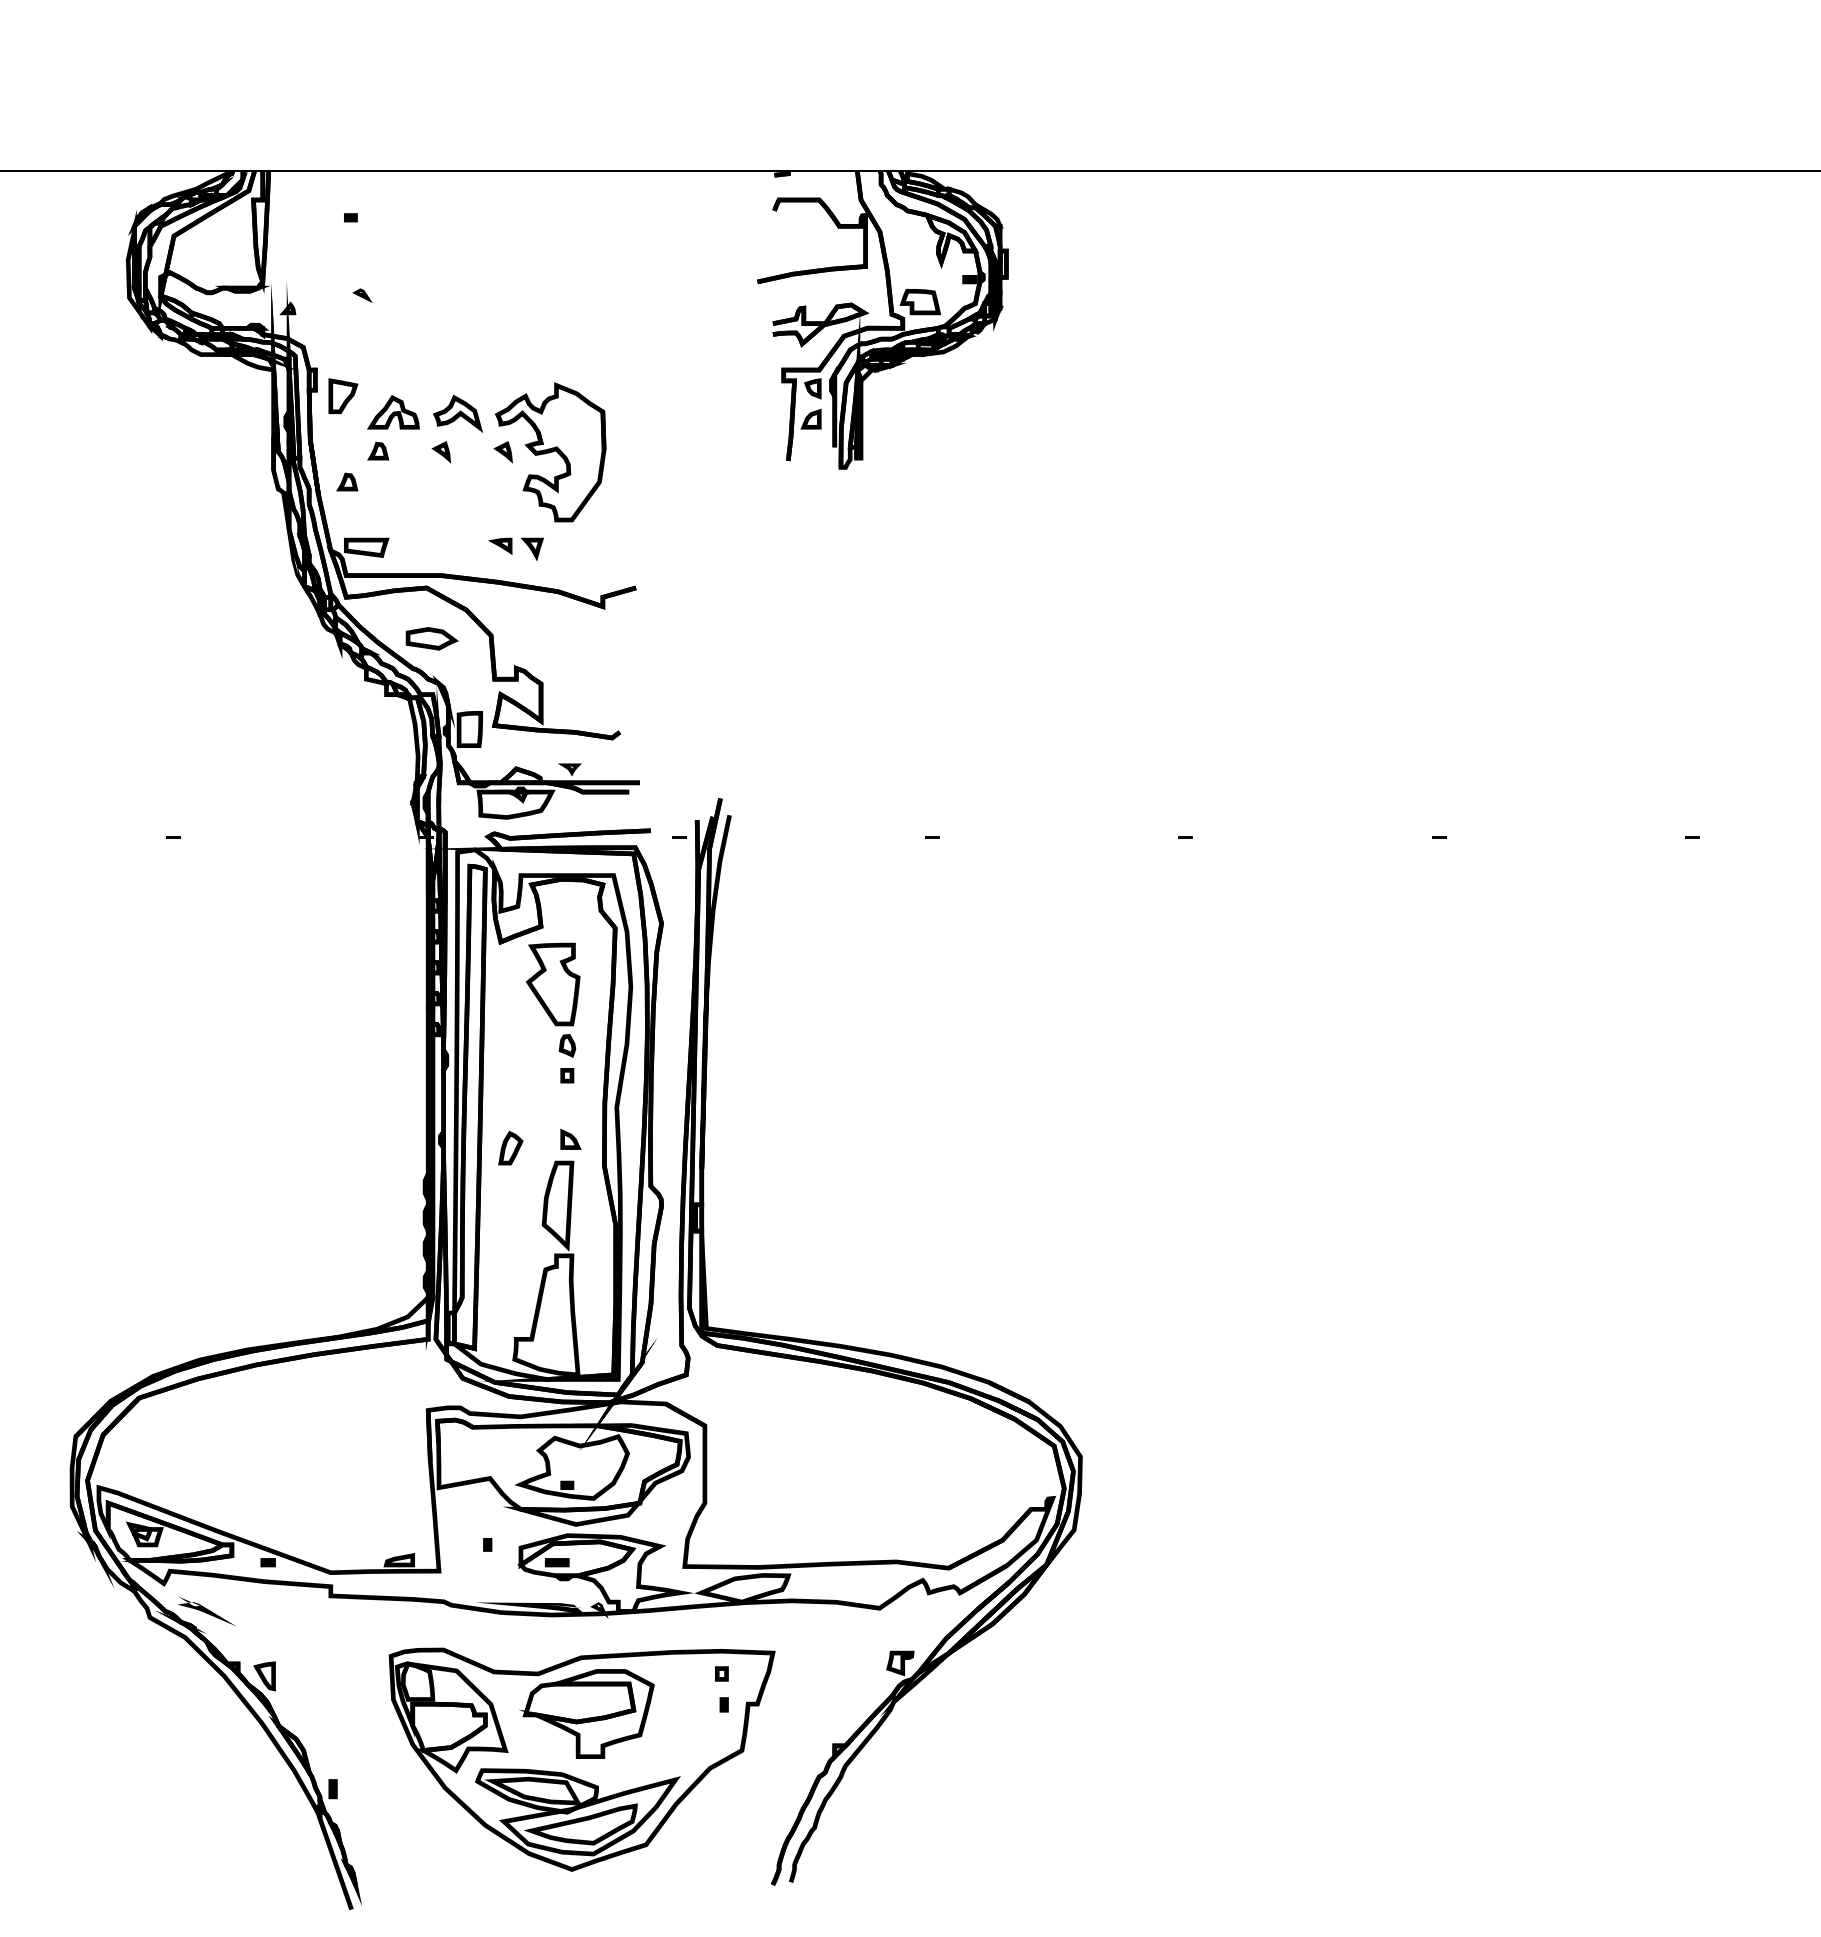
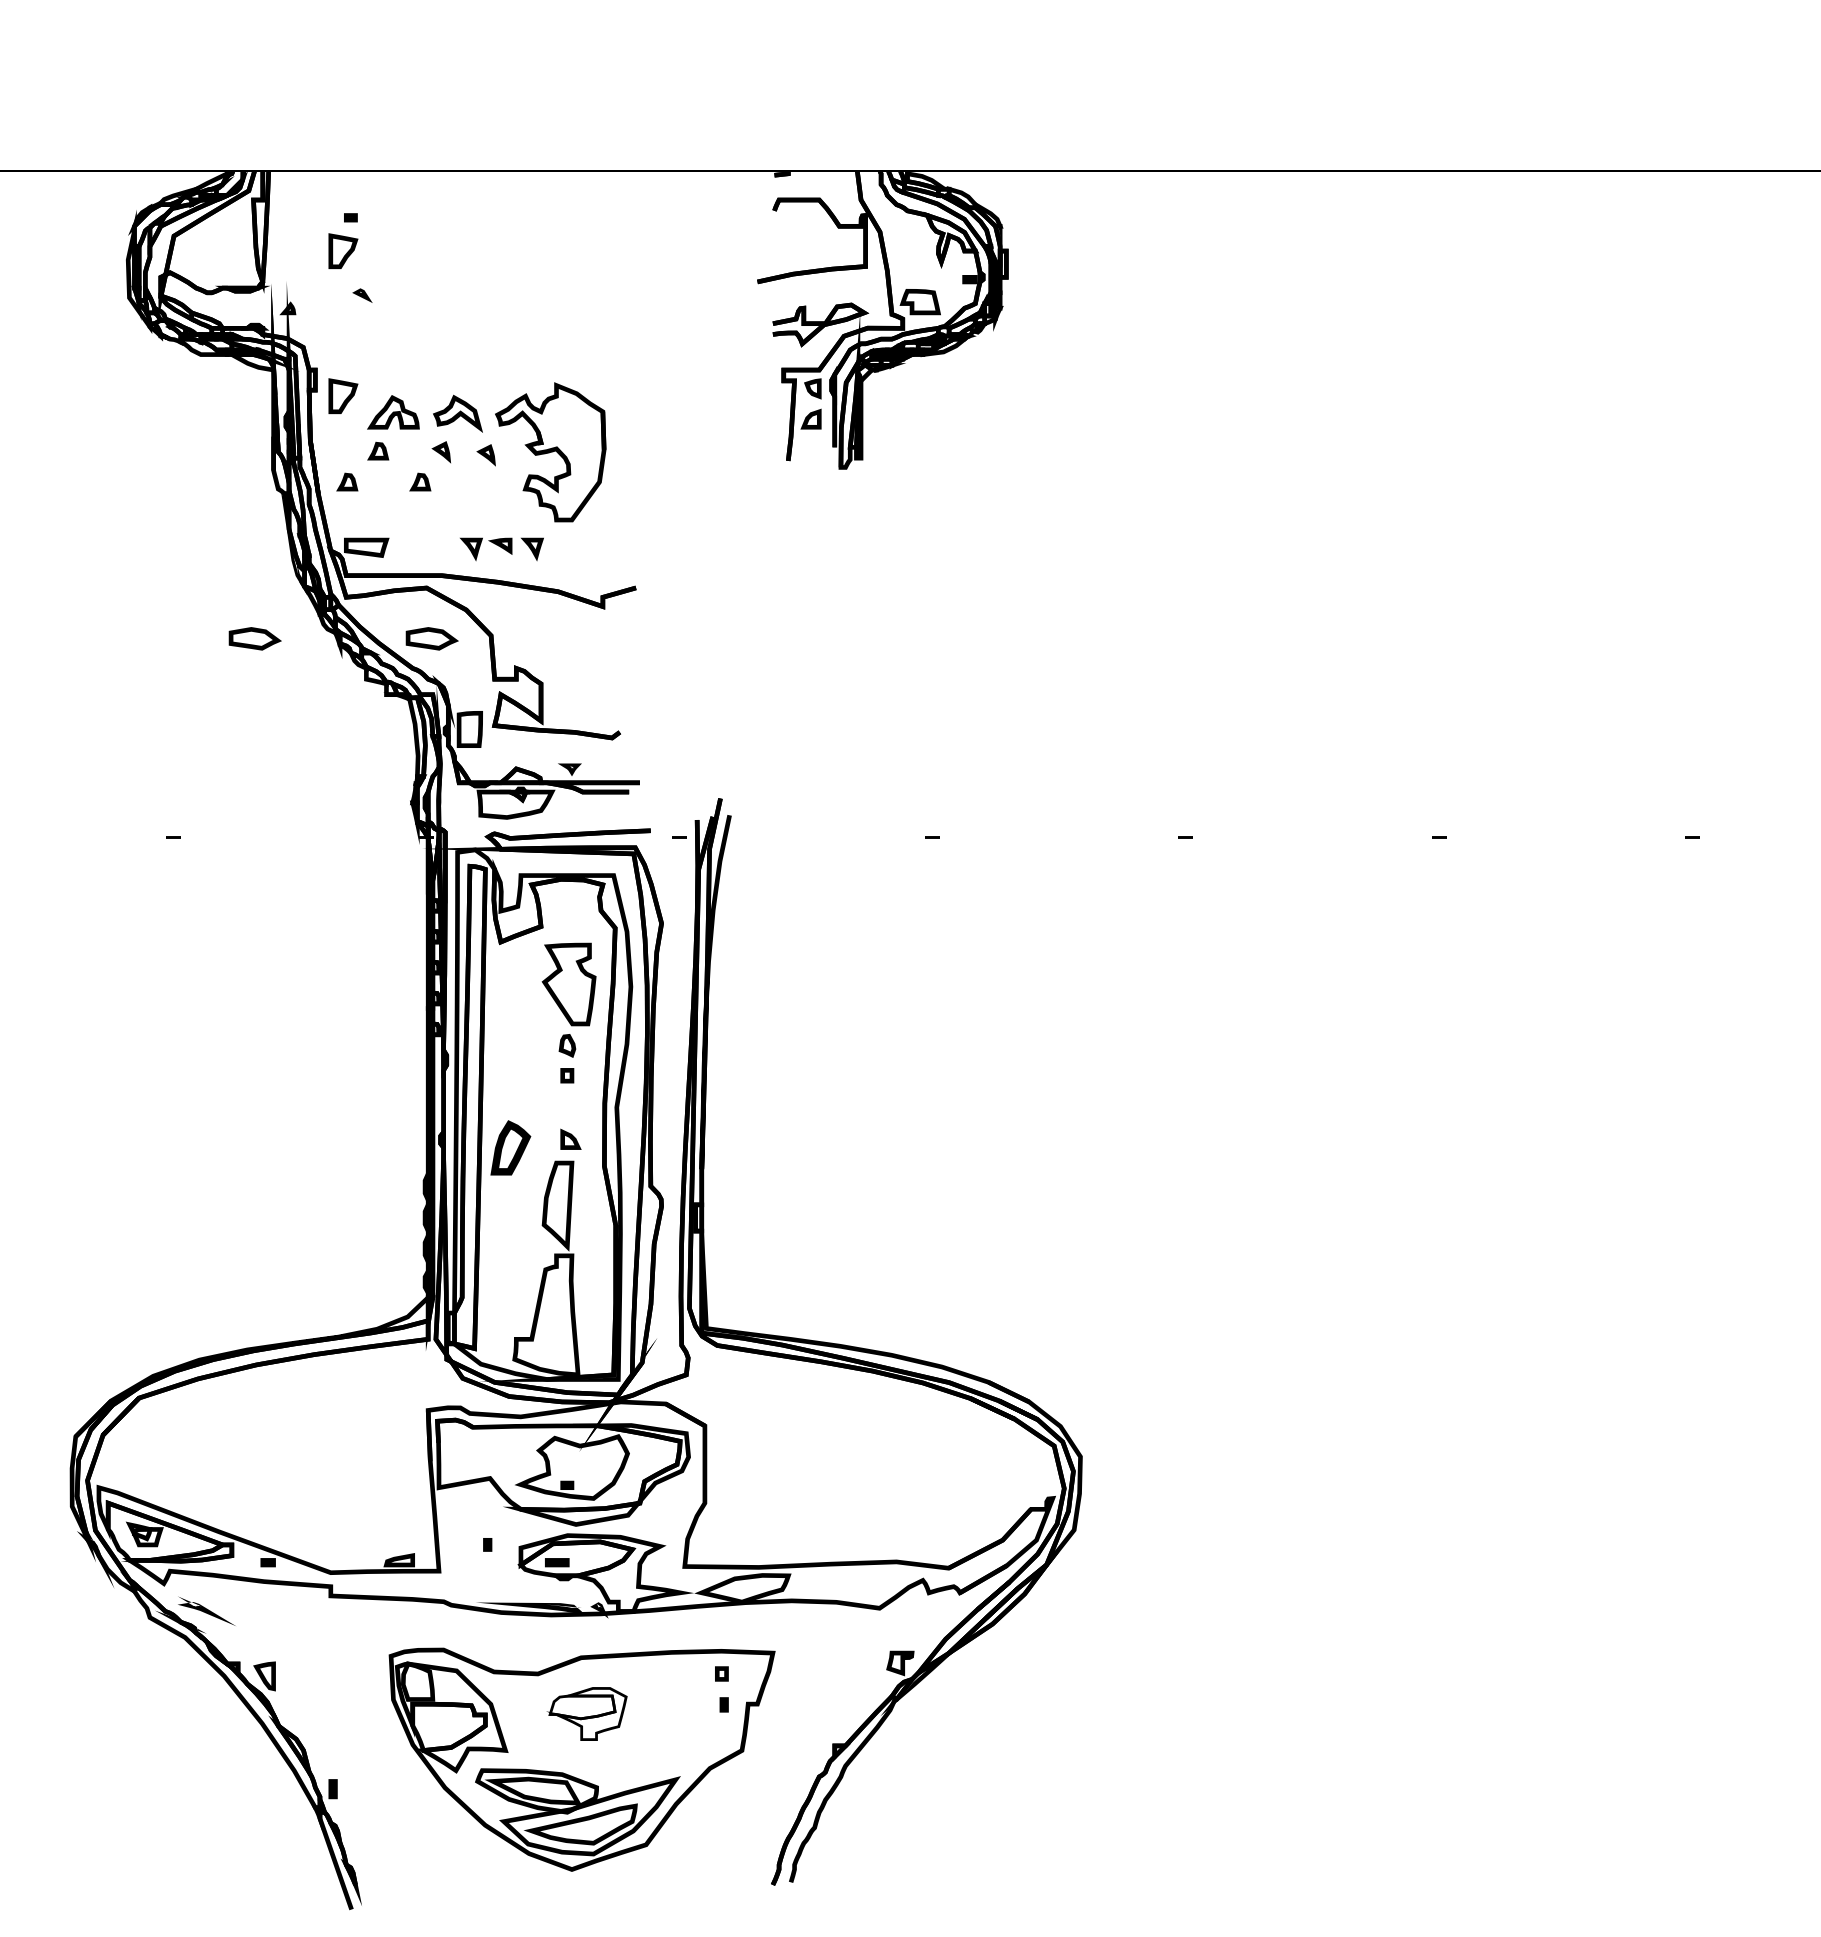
part: none -> present (343, 251)
part position: (502, 452) -> (485, 455) (485, 455)
part: none -> present (420, 481)
part: none -> present (471, 549)
part: none -> present (254, 638)
part position: (552, 984) -> (568, 984) (568, 984)
part size: 26x35 px -> 42x56 px (510, 1147)
part size: 136x90 px -> 82x54 px (586, 1713)
